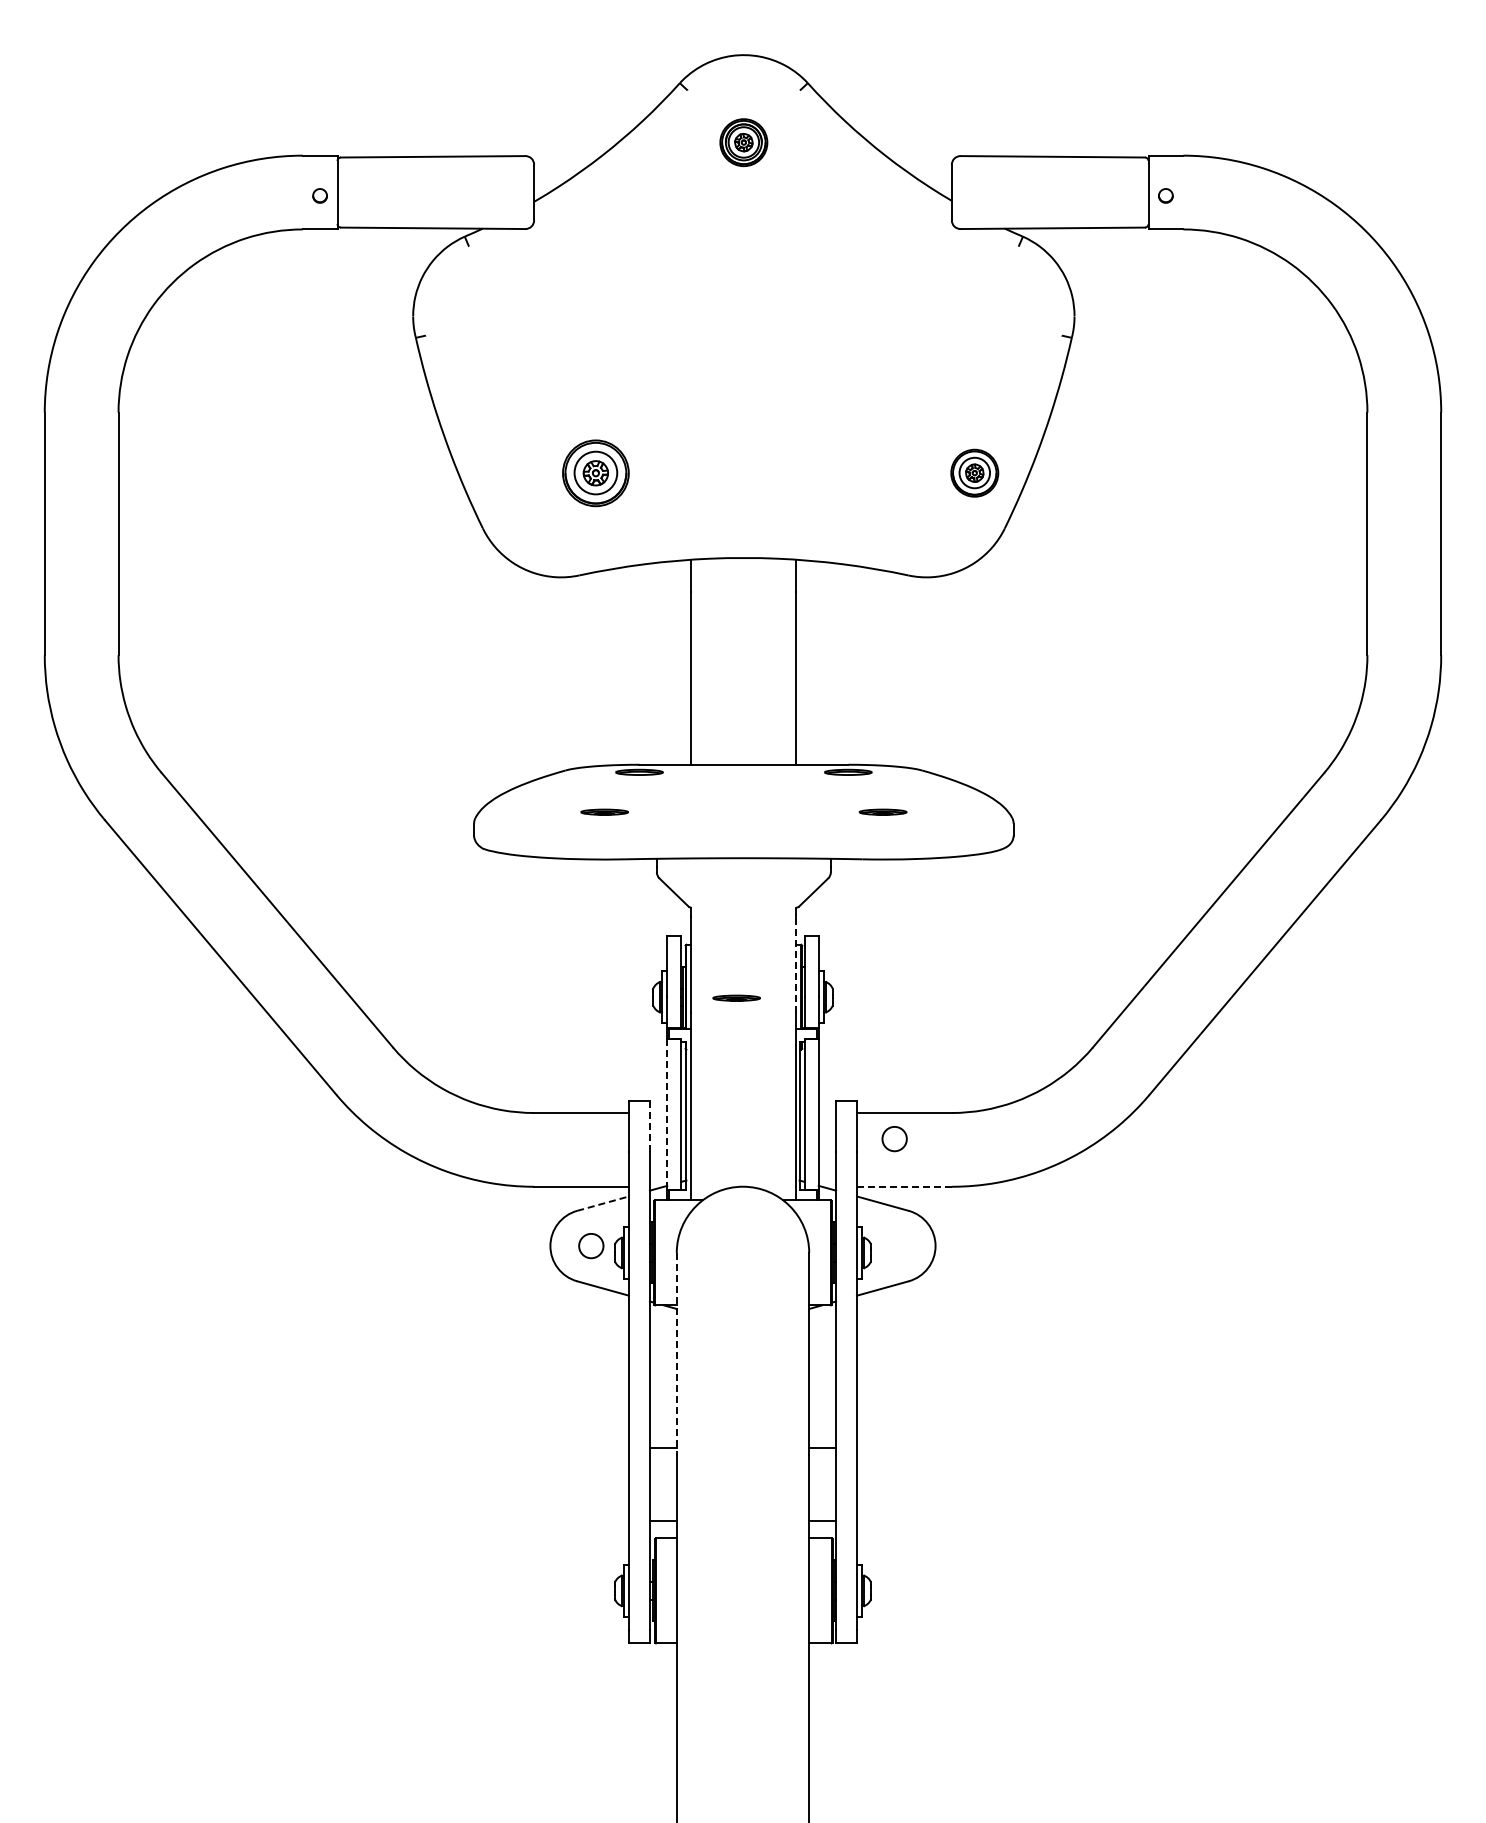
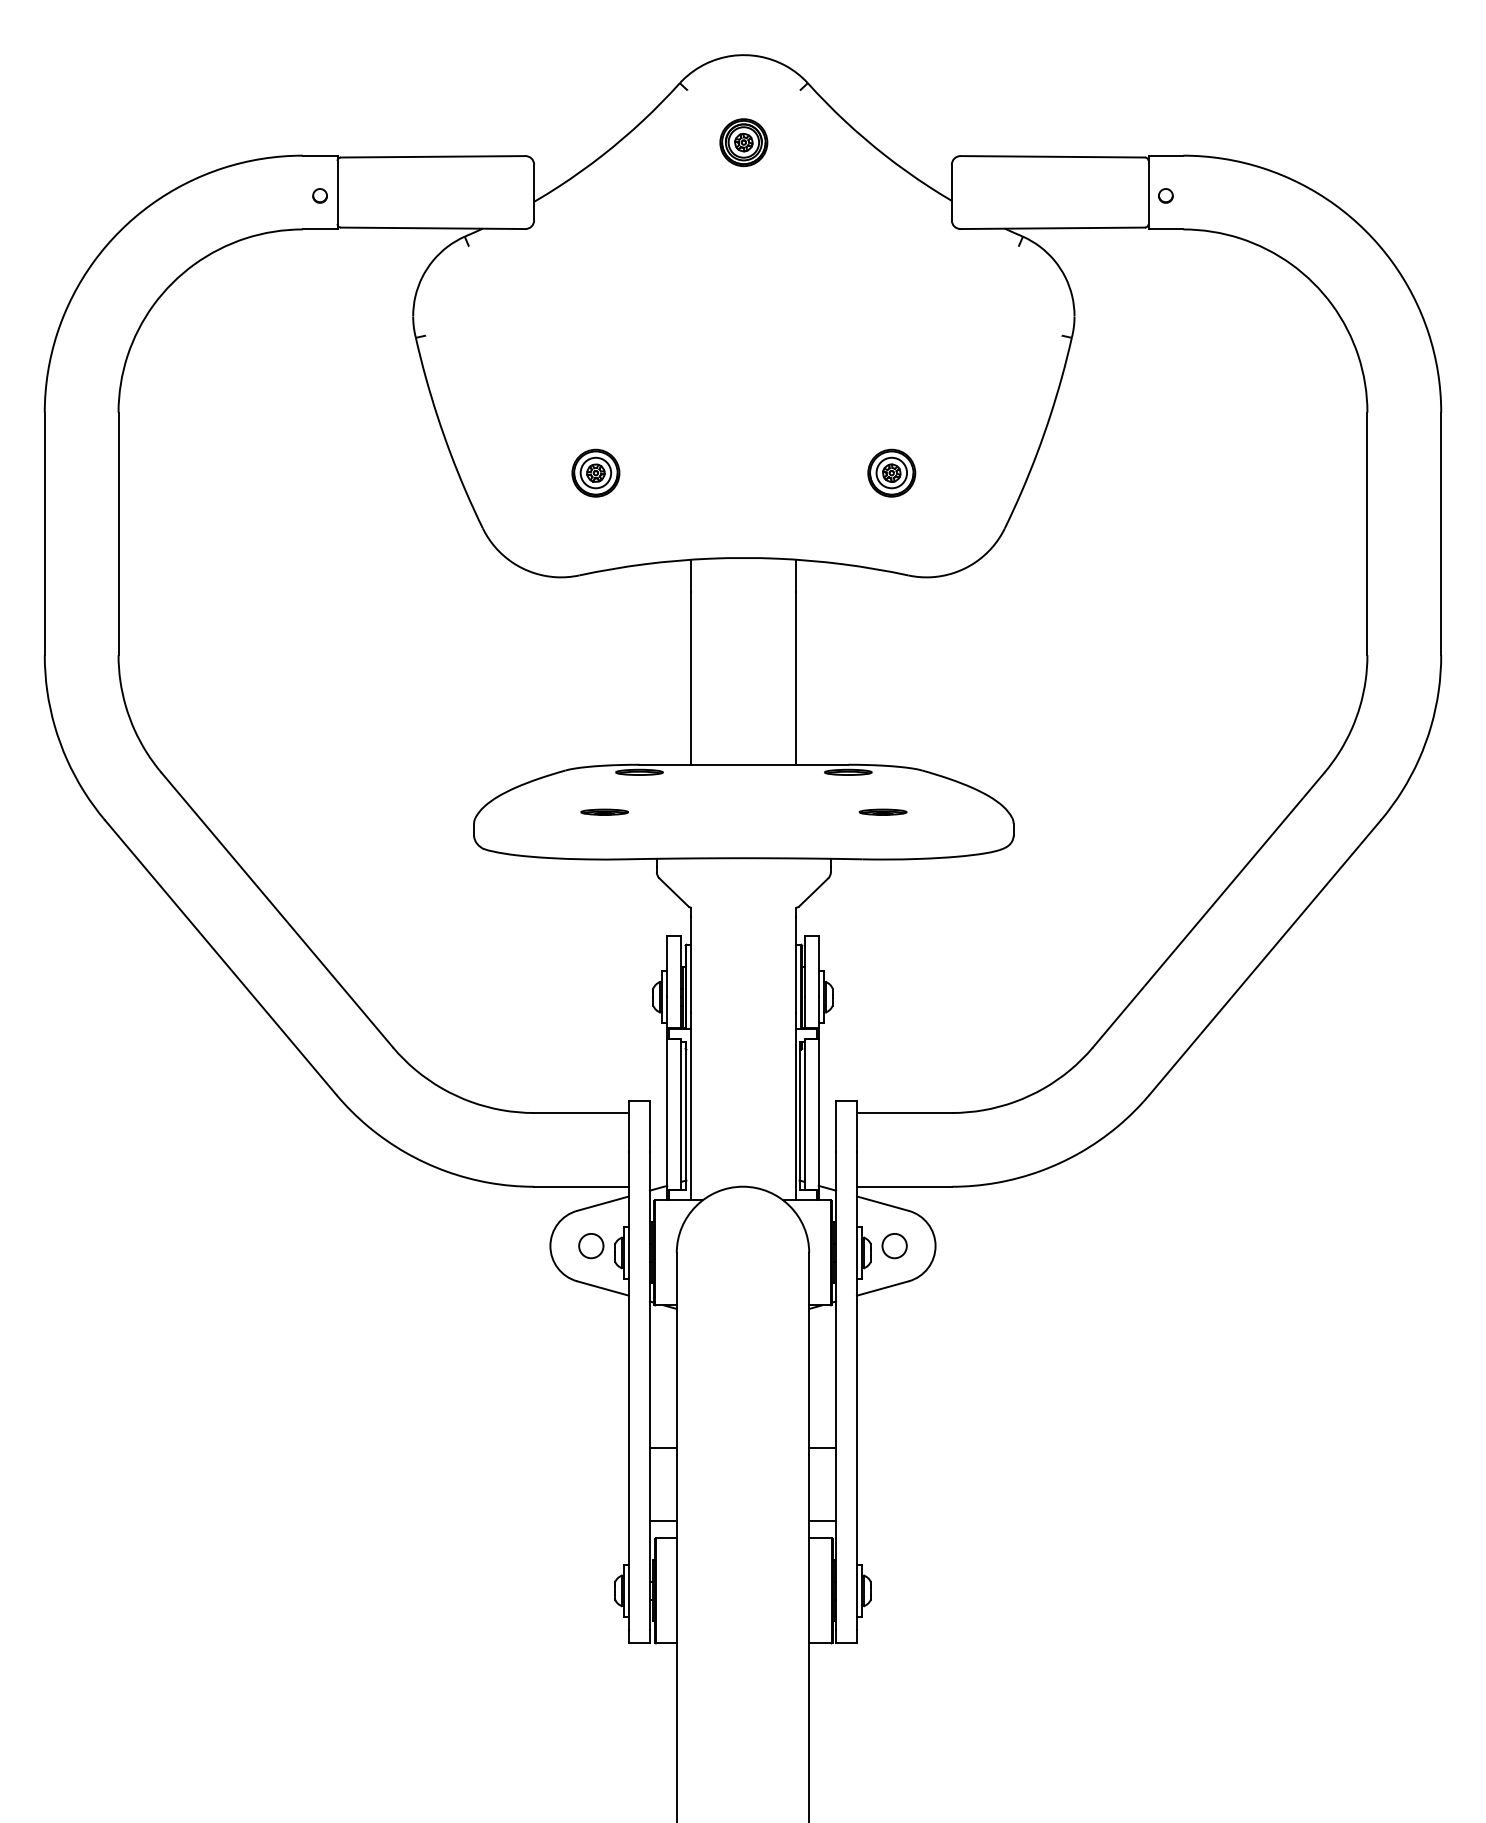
part position: (974, 472) -> (891, 472) (891, 472)
part size: 68x69 px -> 50x50 px (595, 472)
line: dashed -> solid (796, 964)
part: present -> none (736, 997)
line: dashed -> solid (667, 1115)
line: dashed -> solid (649, 1127)
circle position: (894, 1139) -> (894, 1246) (894, 1246)
line: dashed -> solid (904, 1186)
line: dashed -> solid (603, 1203)
line: dashed -> solid (676, 1353)
